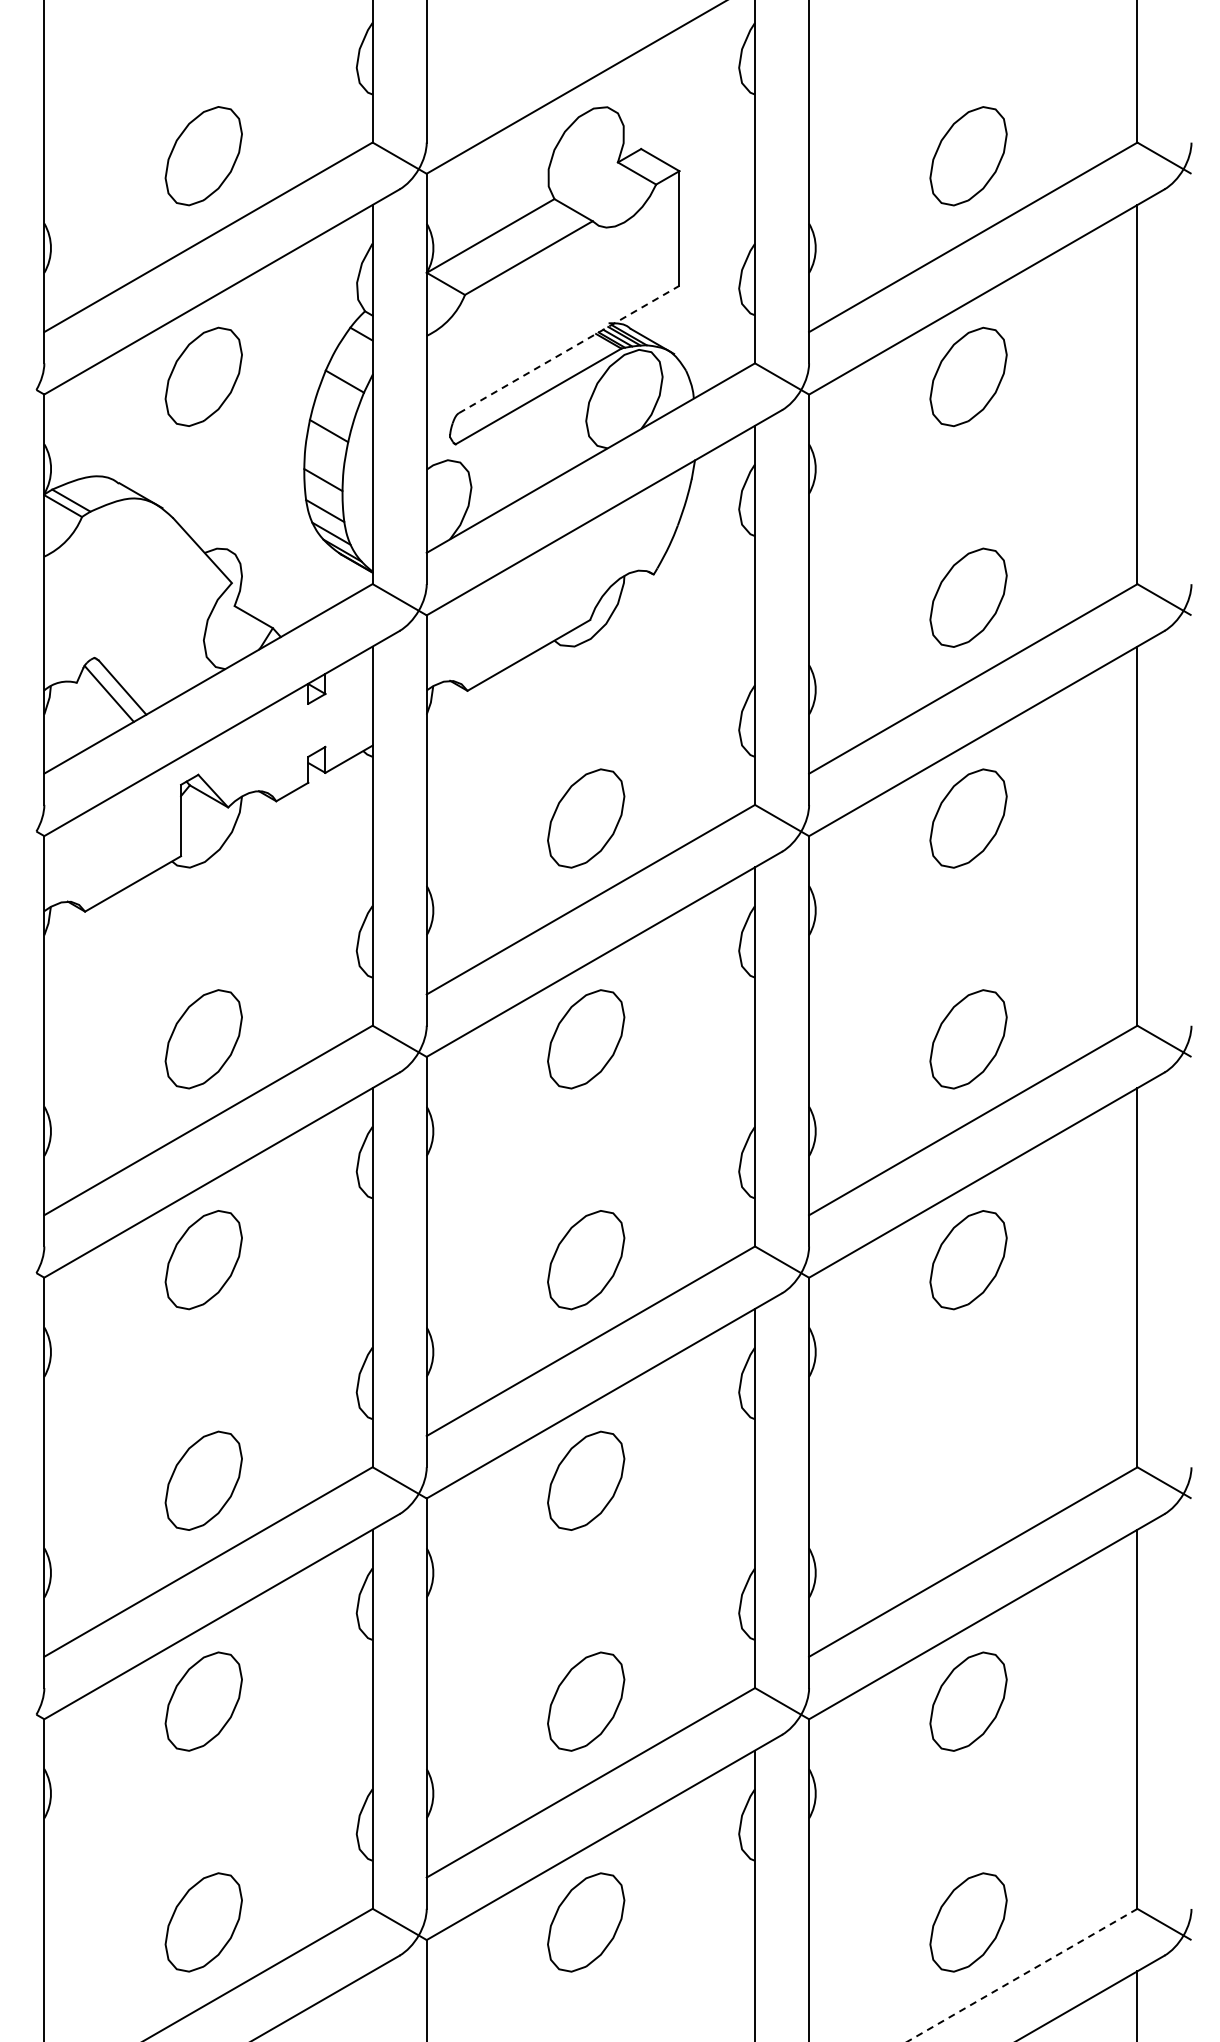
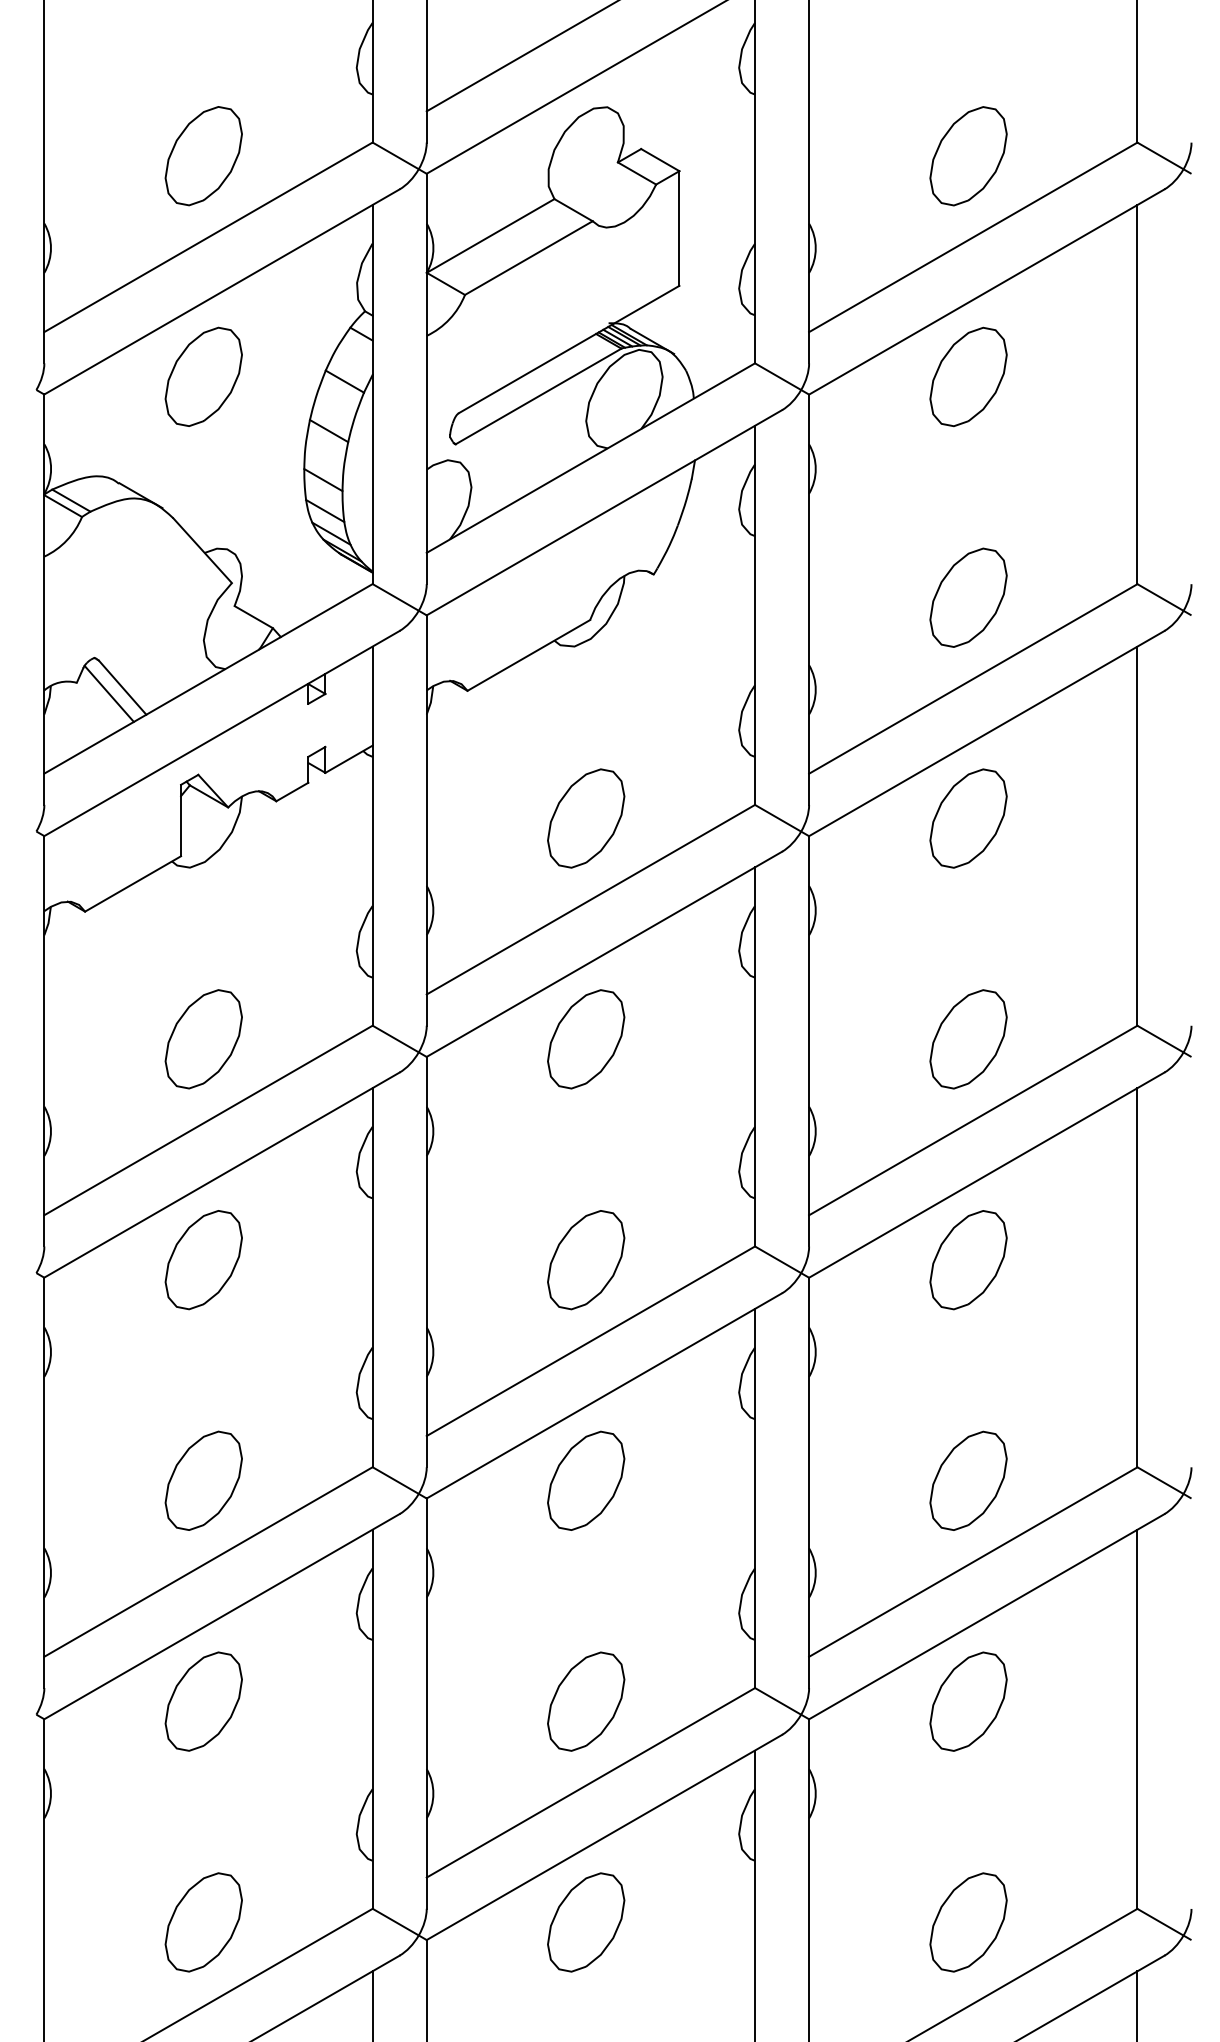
line: none -> present (520, 56)
line: dashed -> solid (569, 349)
part: none -> present (968, 1480)
line: dashed -> solid (1022, 1975)
line: none -> present (372, 2004)
